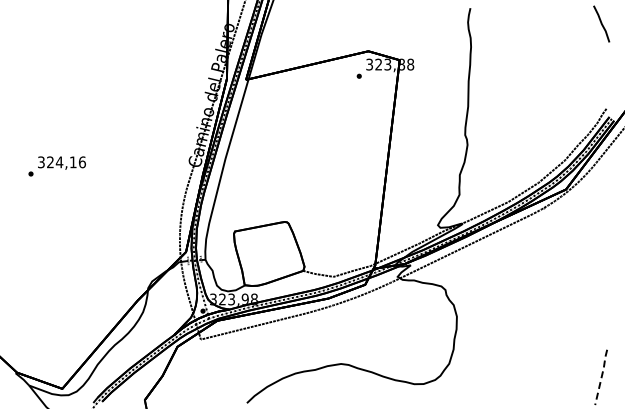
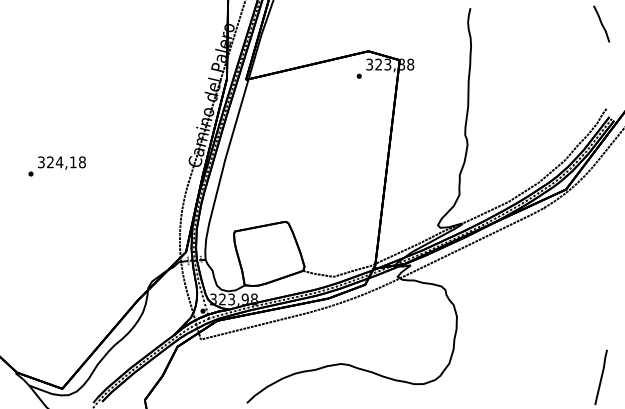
text: 324,16 -> 324,18 (81, 162)
line: dashed -> solid (601, 376)
